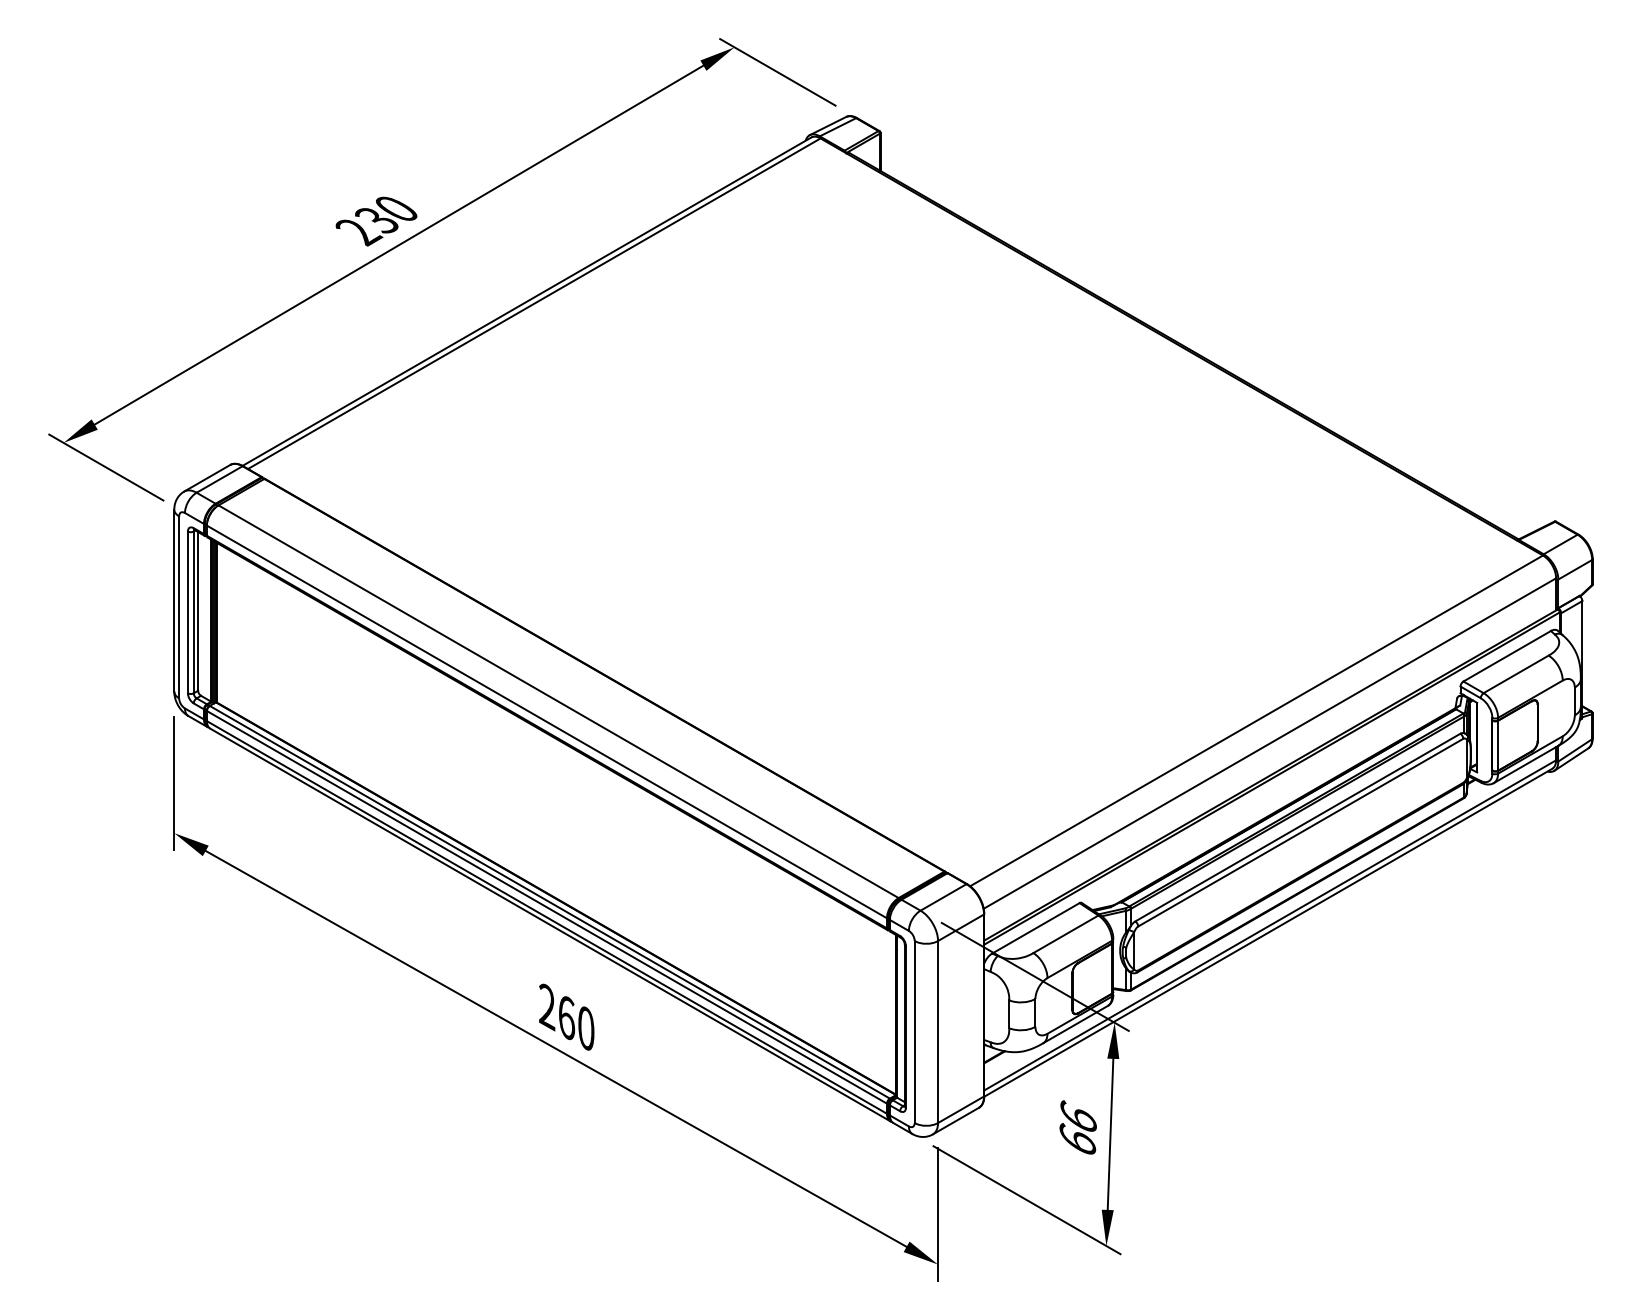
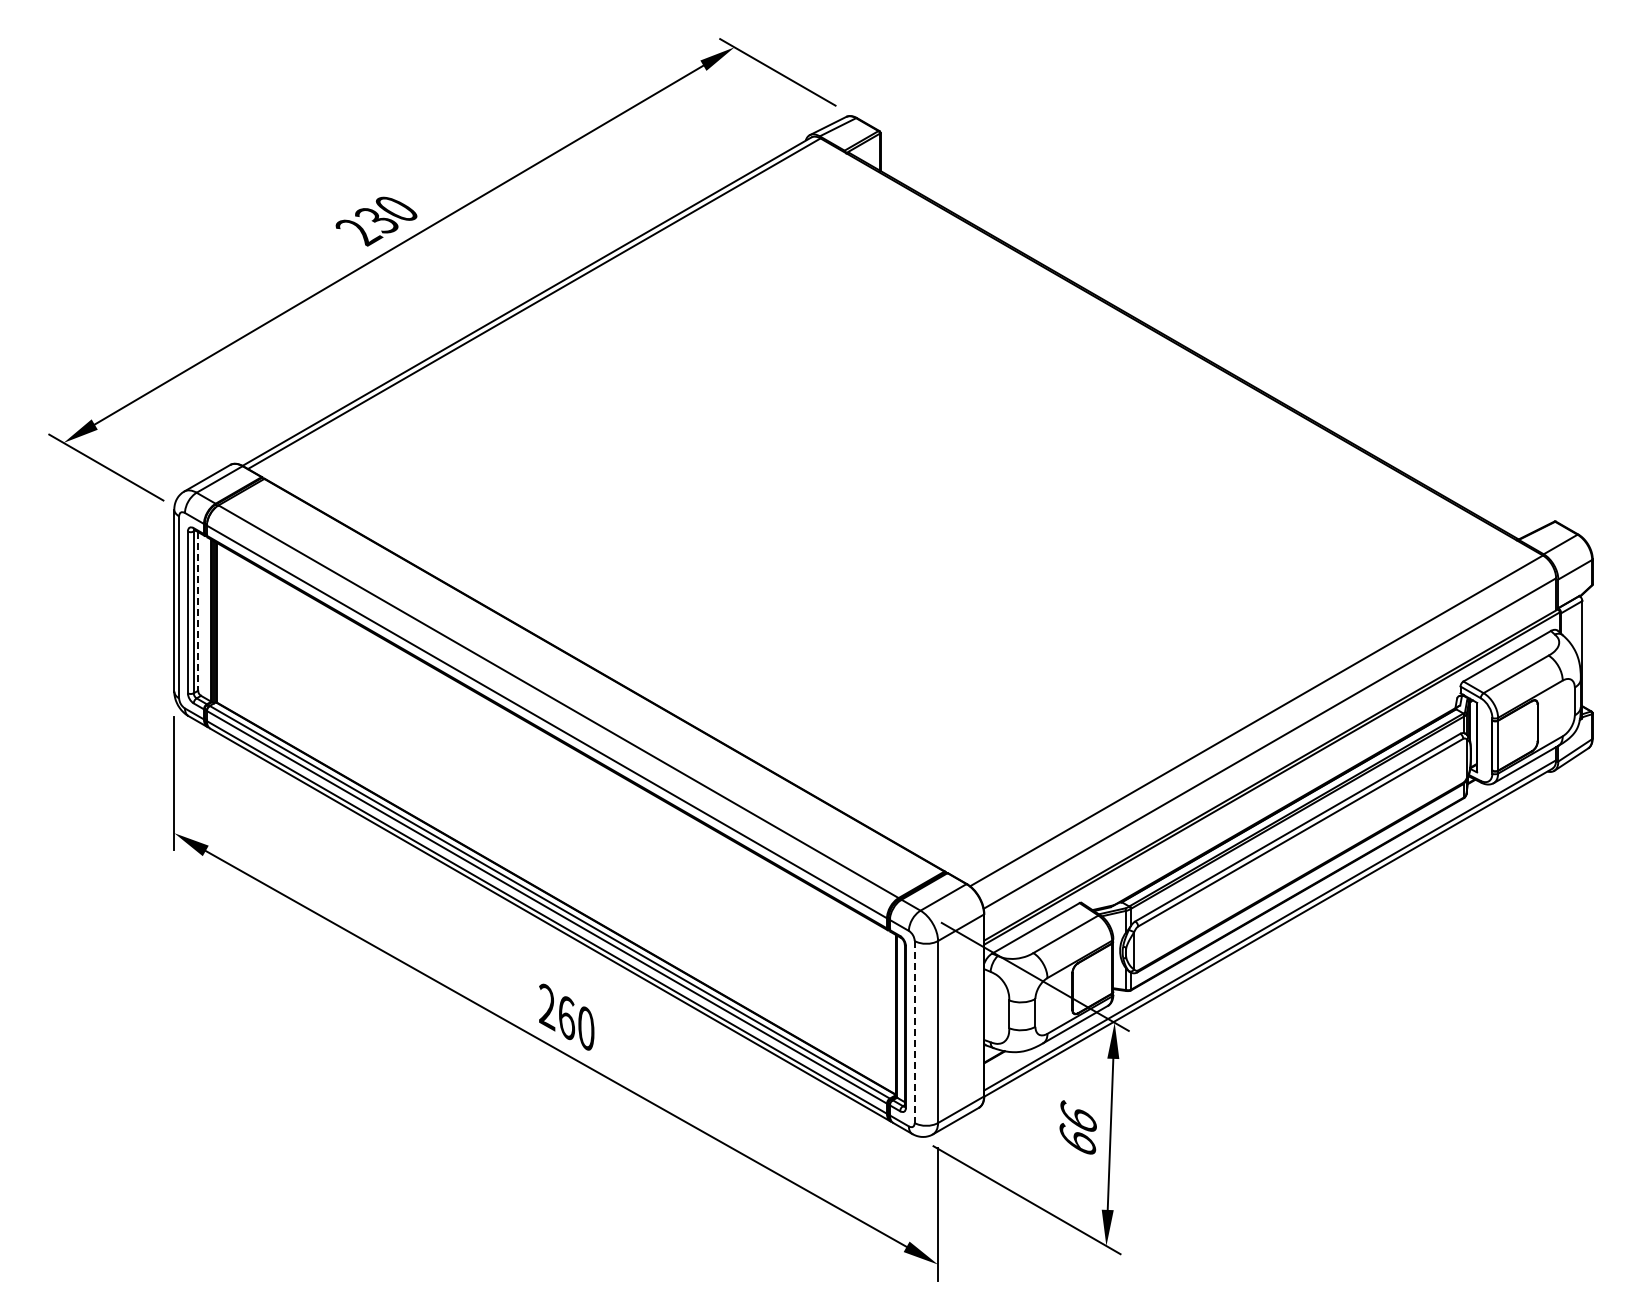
line: solid -> dashed (198, 611)
line: solid -> dashed (914, 1032)
